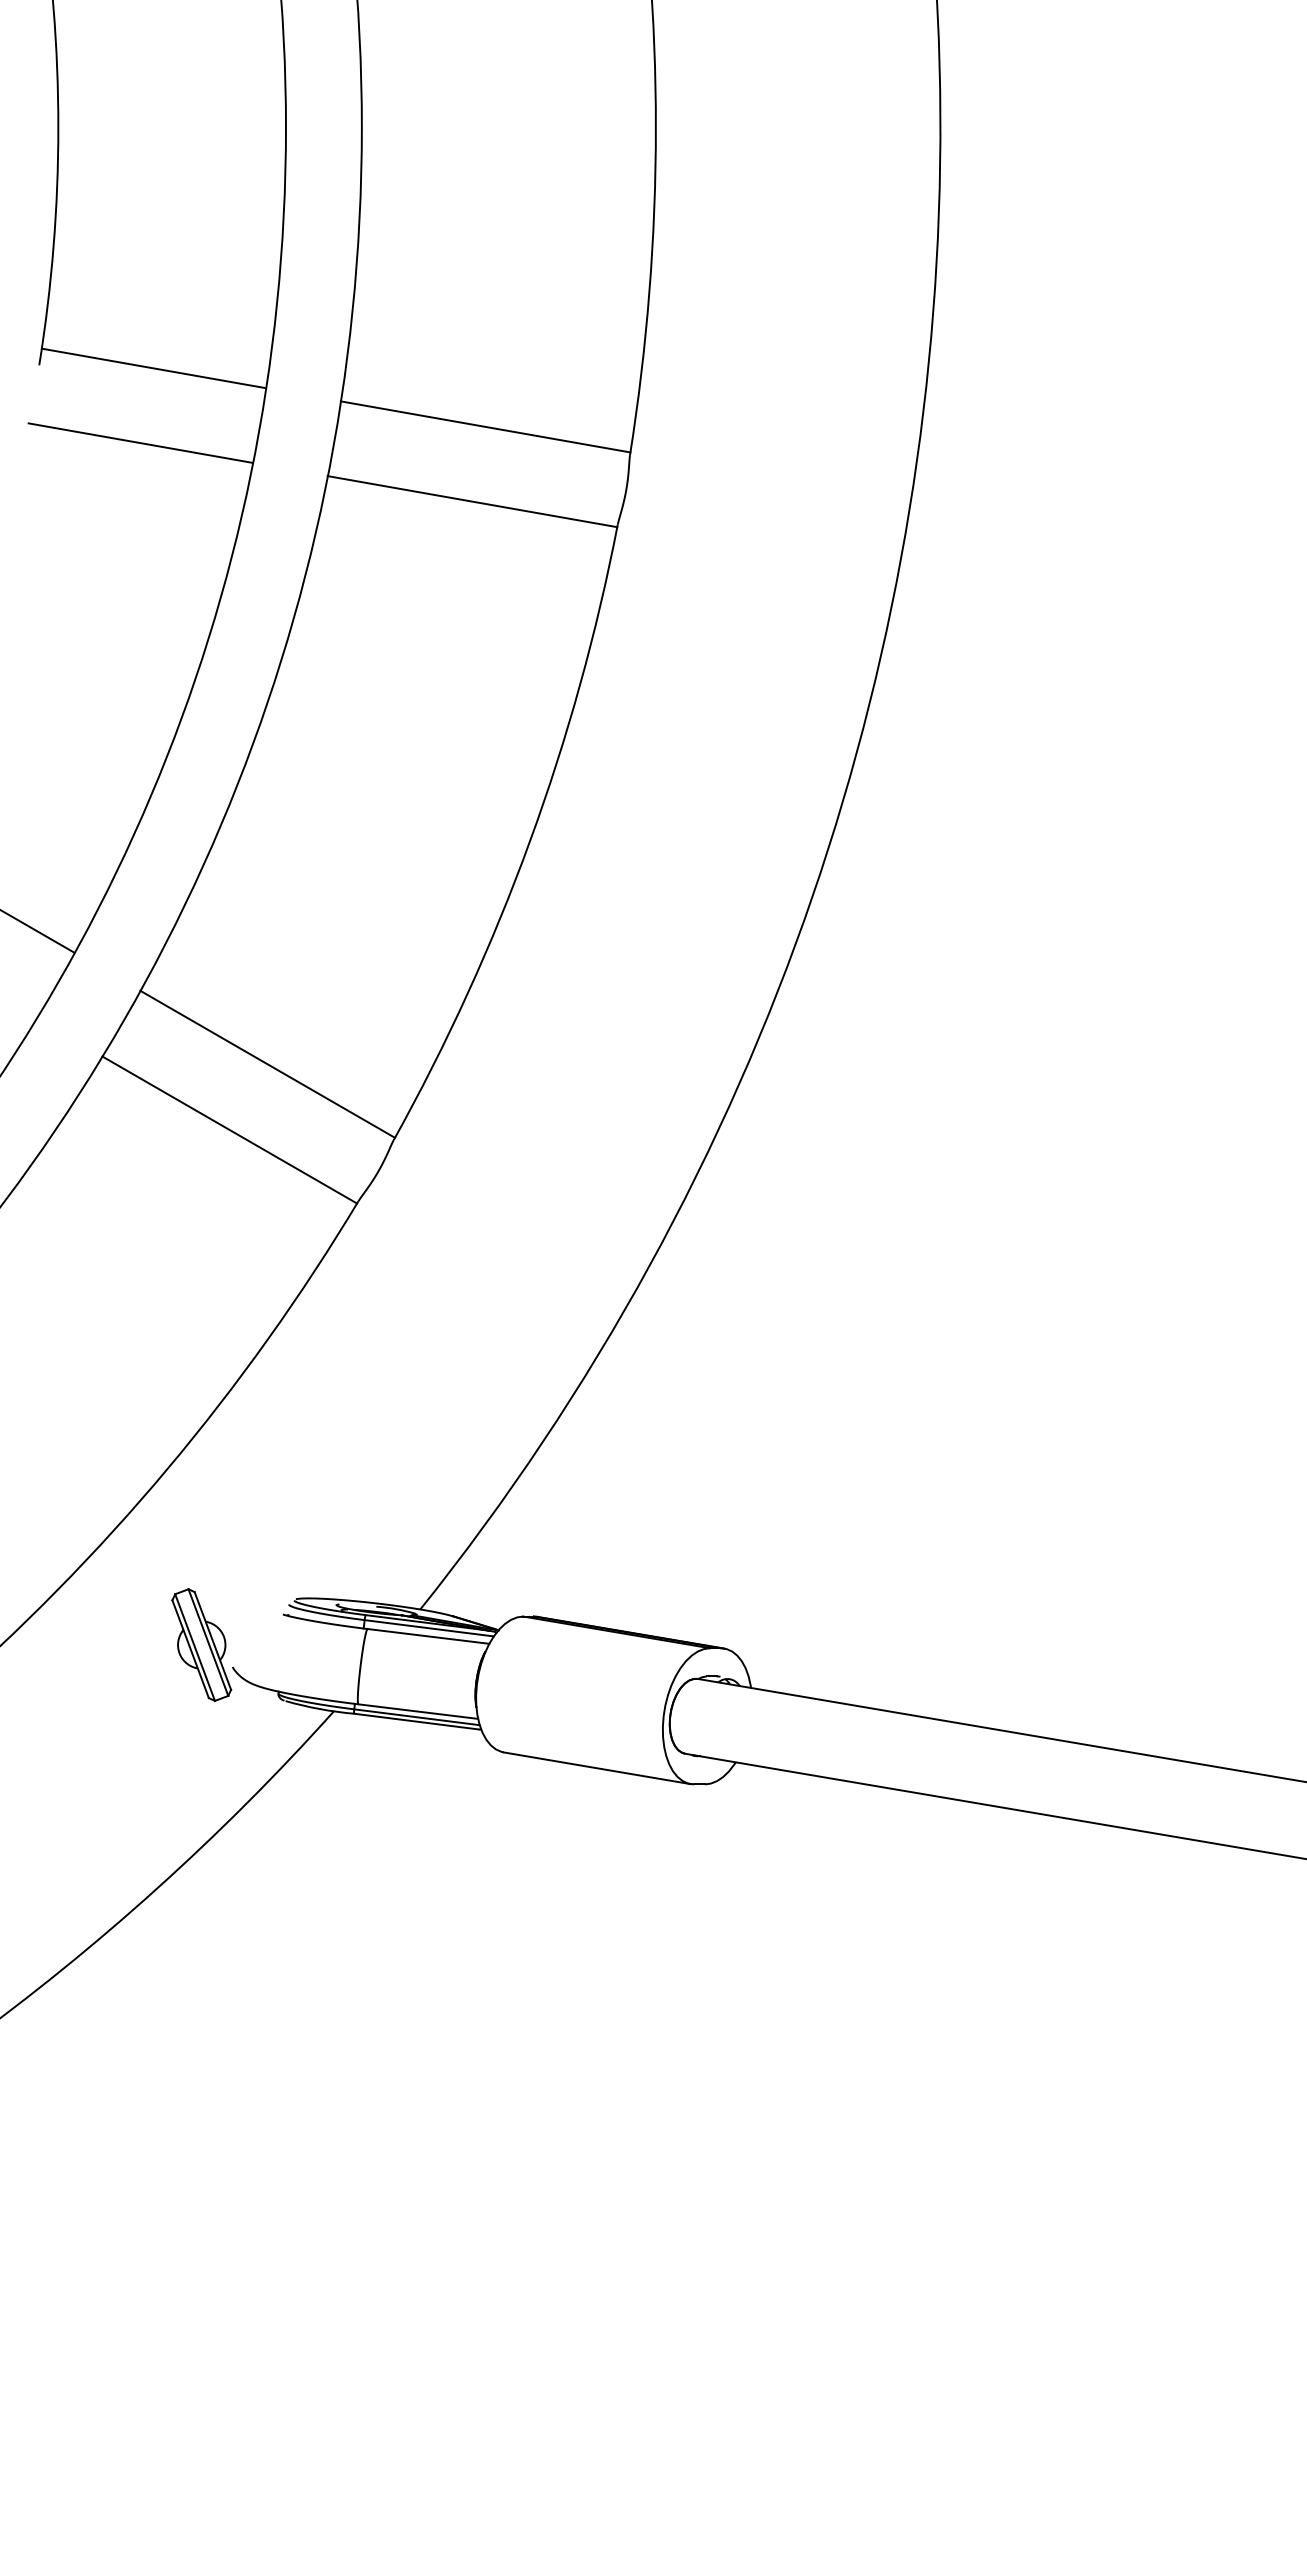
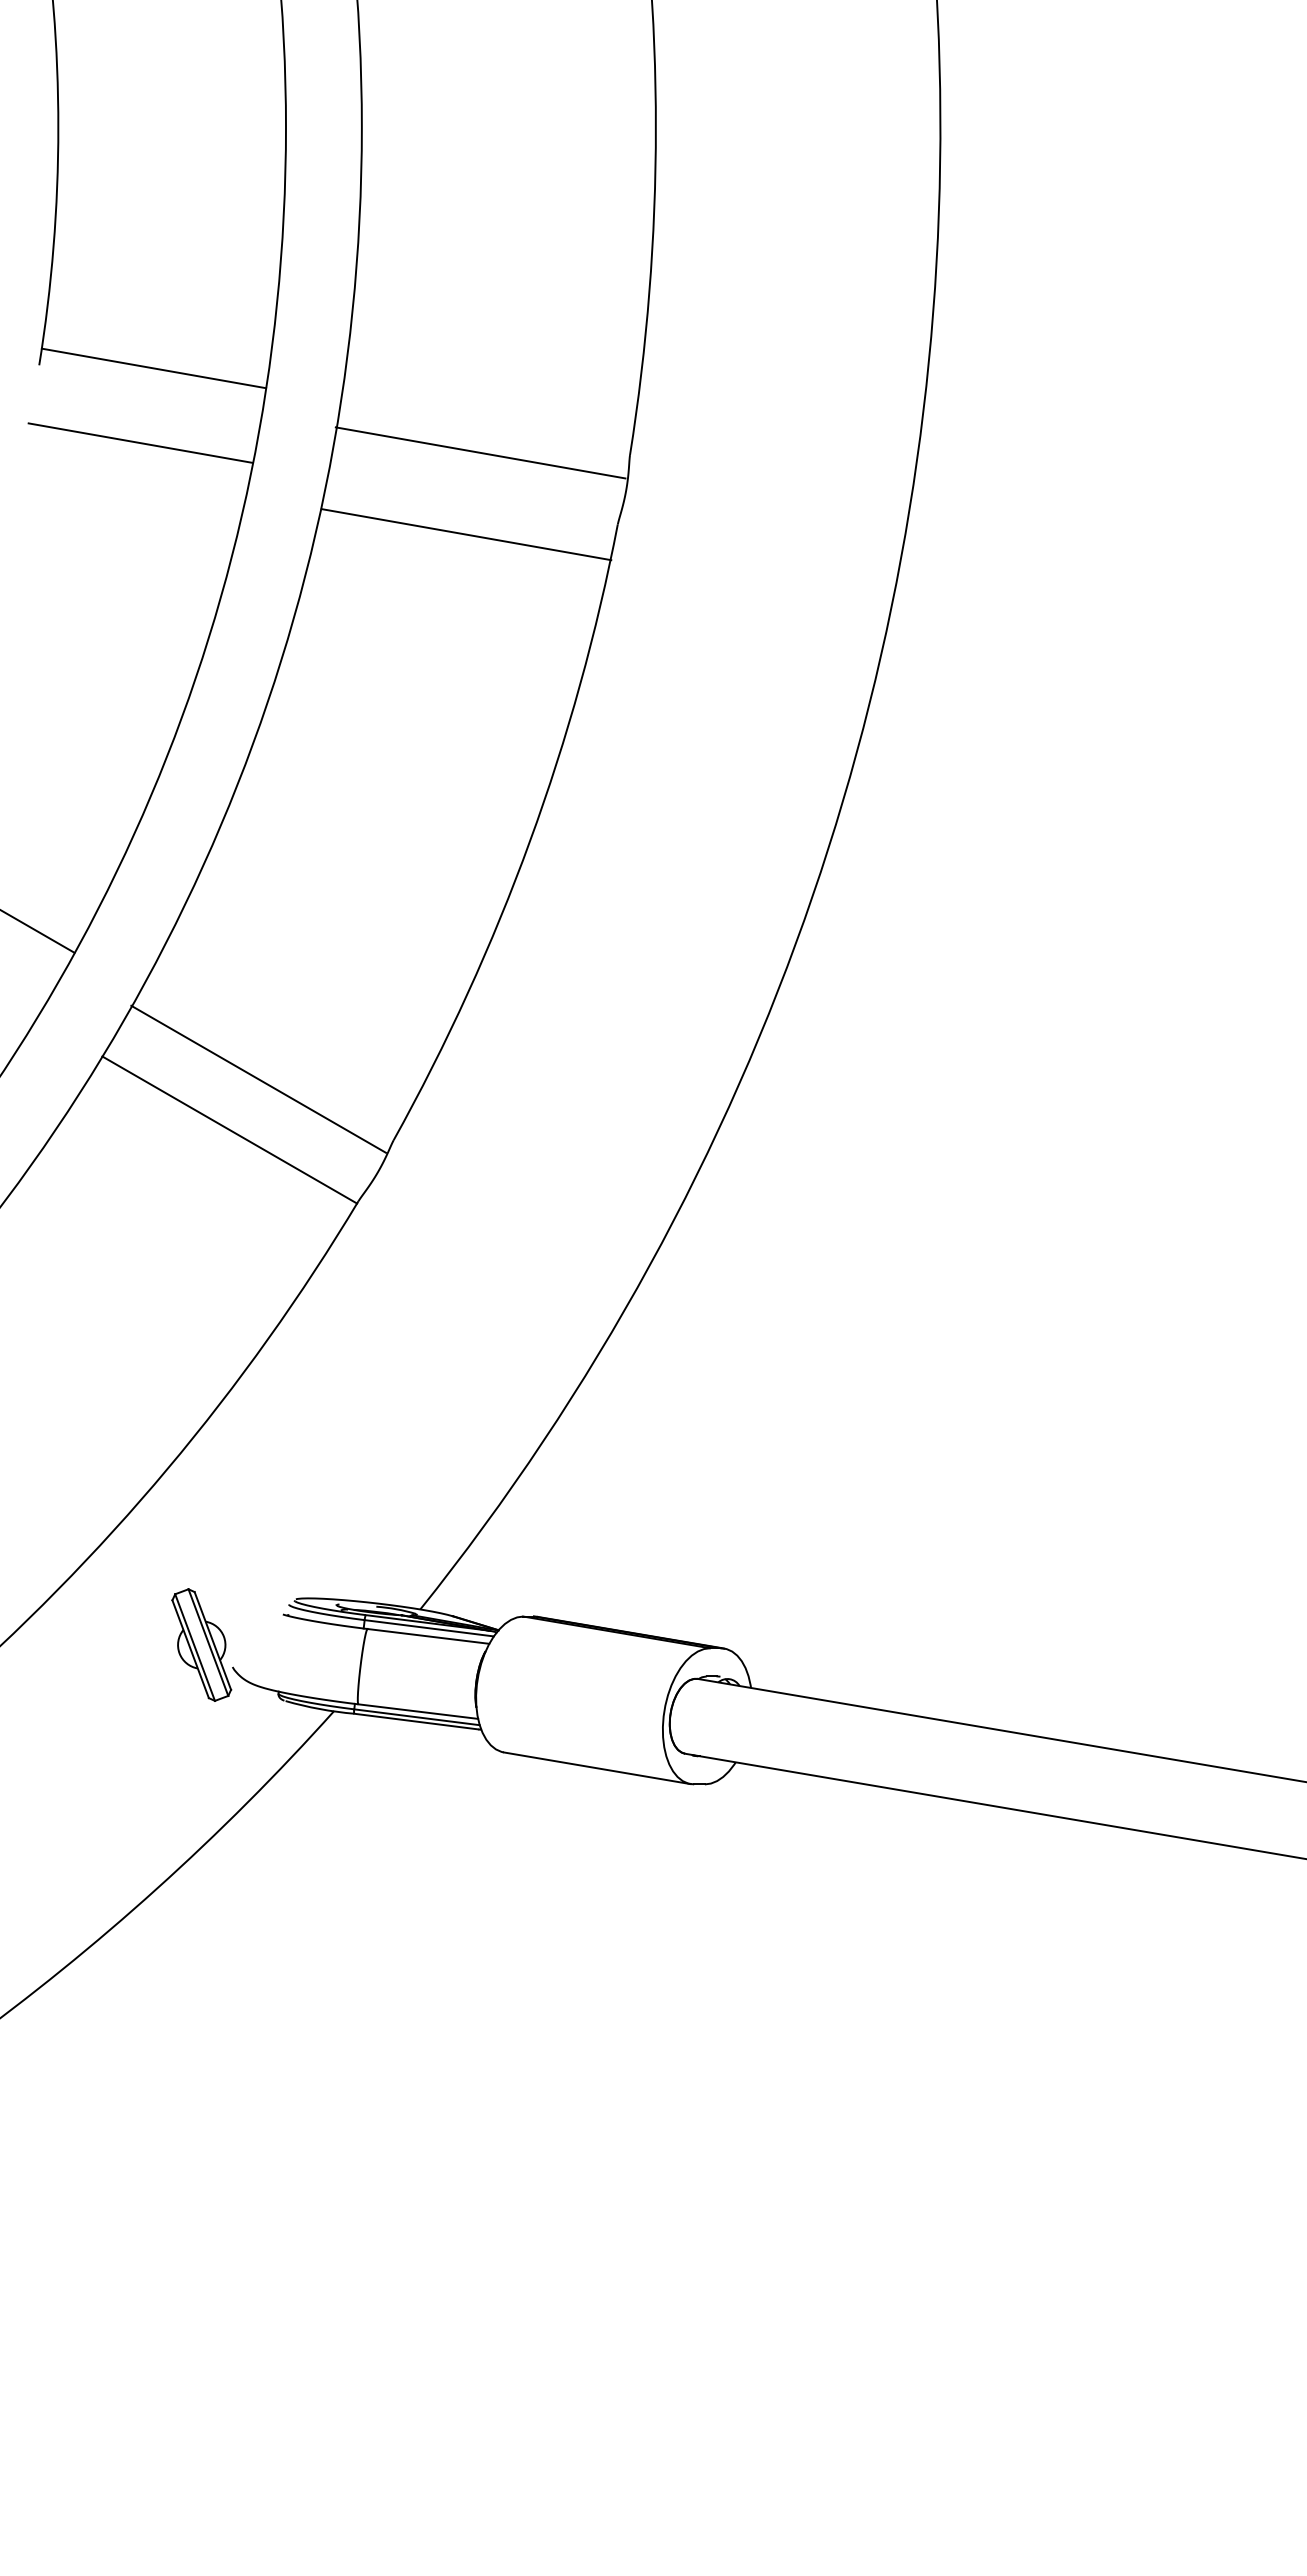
line position: (485, 426) -> (480, 452) (480, 452)
line position: (472, 501) -> (466, 534) (466, 534)
line position: (267, 1063) -> (258, 1078) (258, 1078)
